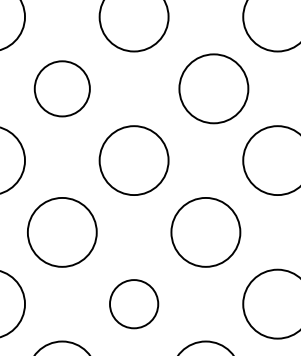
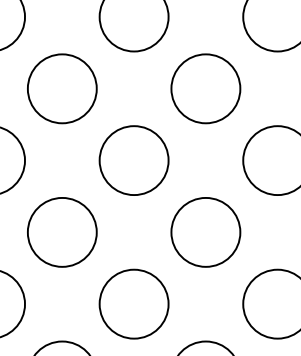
circle size: 58x58 px -> 71x72 px (62, 88)
circle position: (213, 88) -> (205, 88) (205, 88)
circle diameter: 48 px -> 69 px (133, 303)
